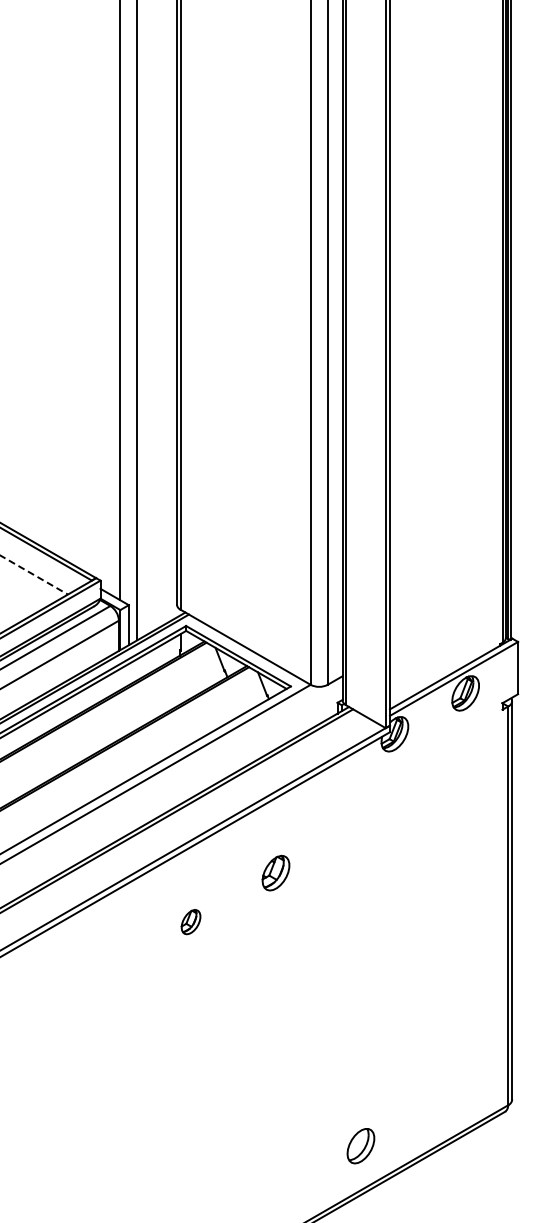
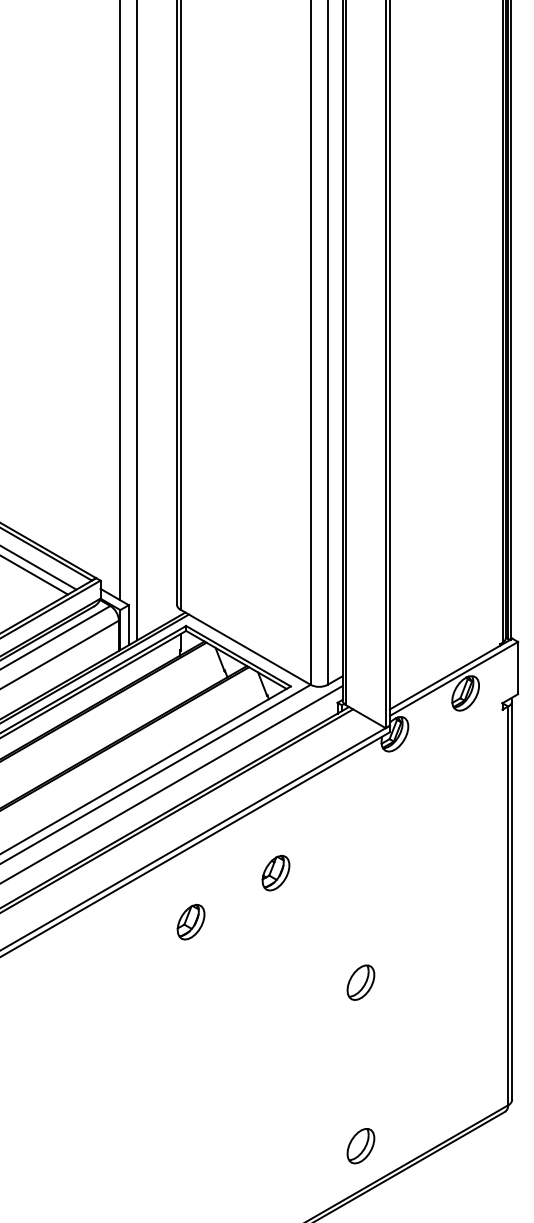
line: none -> present (39, 568)
line: dashed -> solid (34, 575)
line: none -> present (172, 784)
part size: 22x27 px -> 30x38 px (190, 921)
part: none -> present (360, 982)
